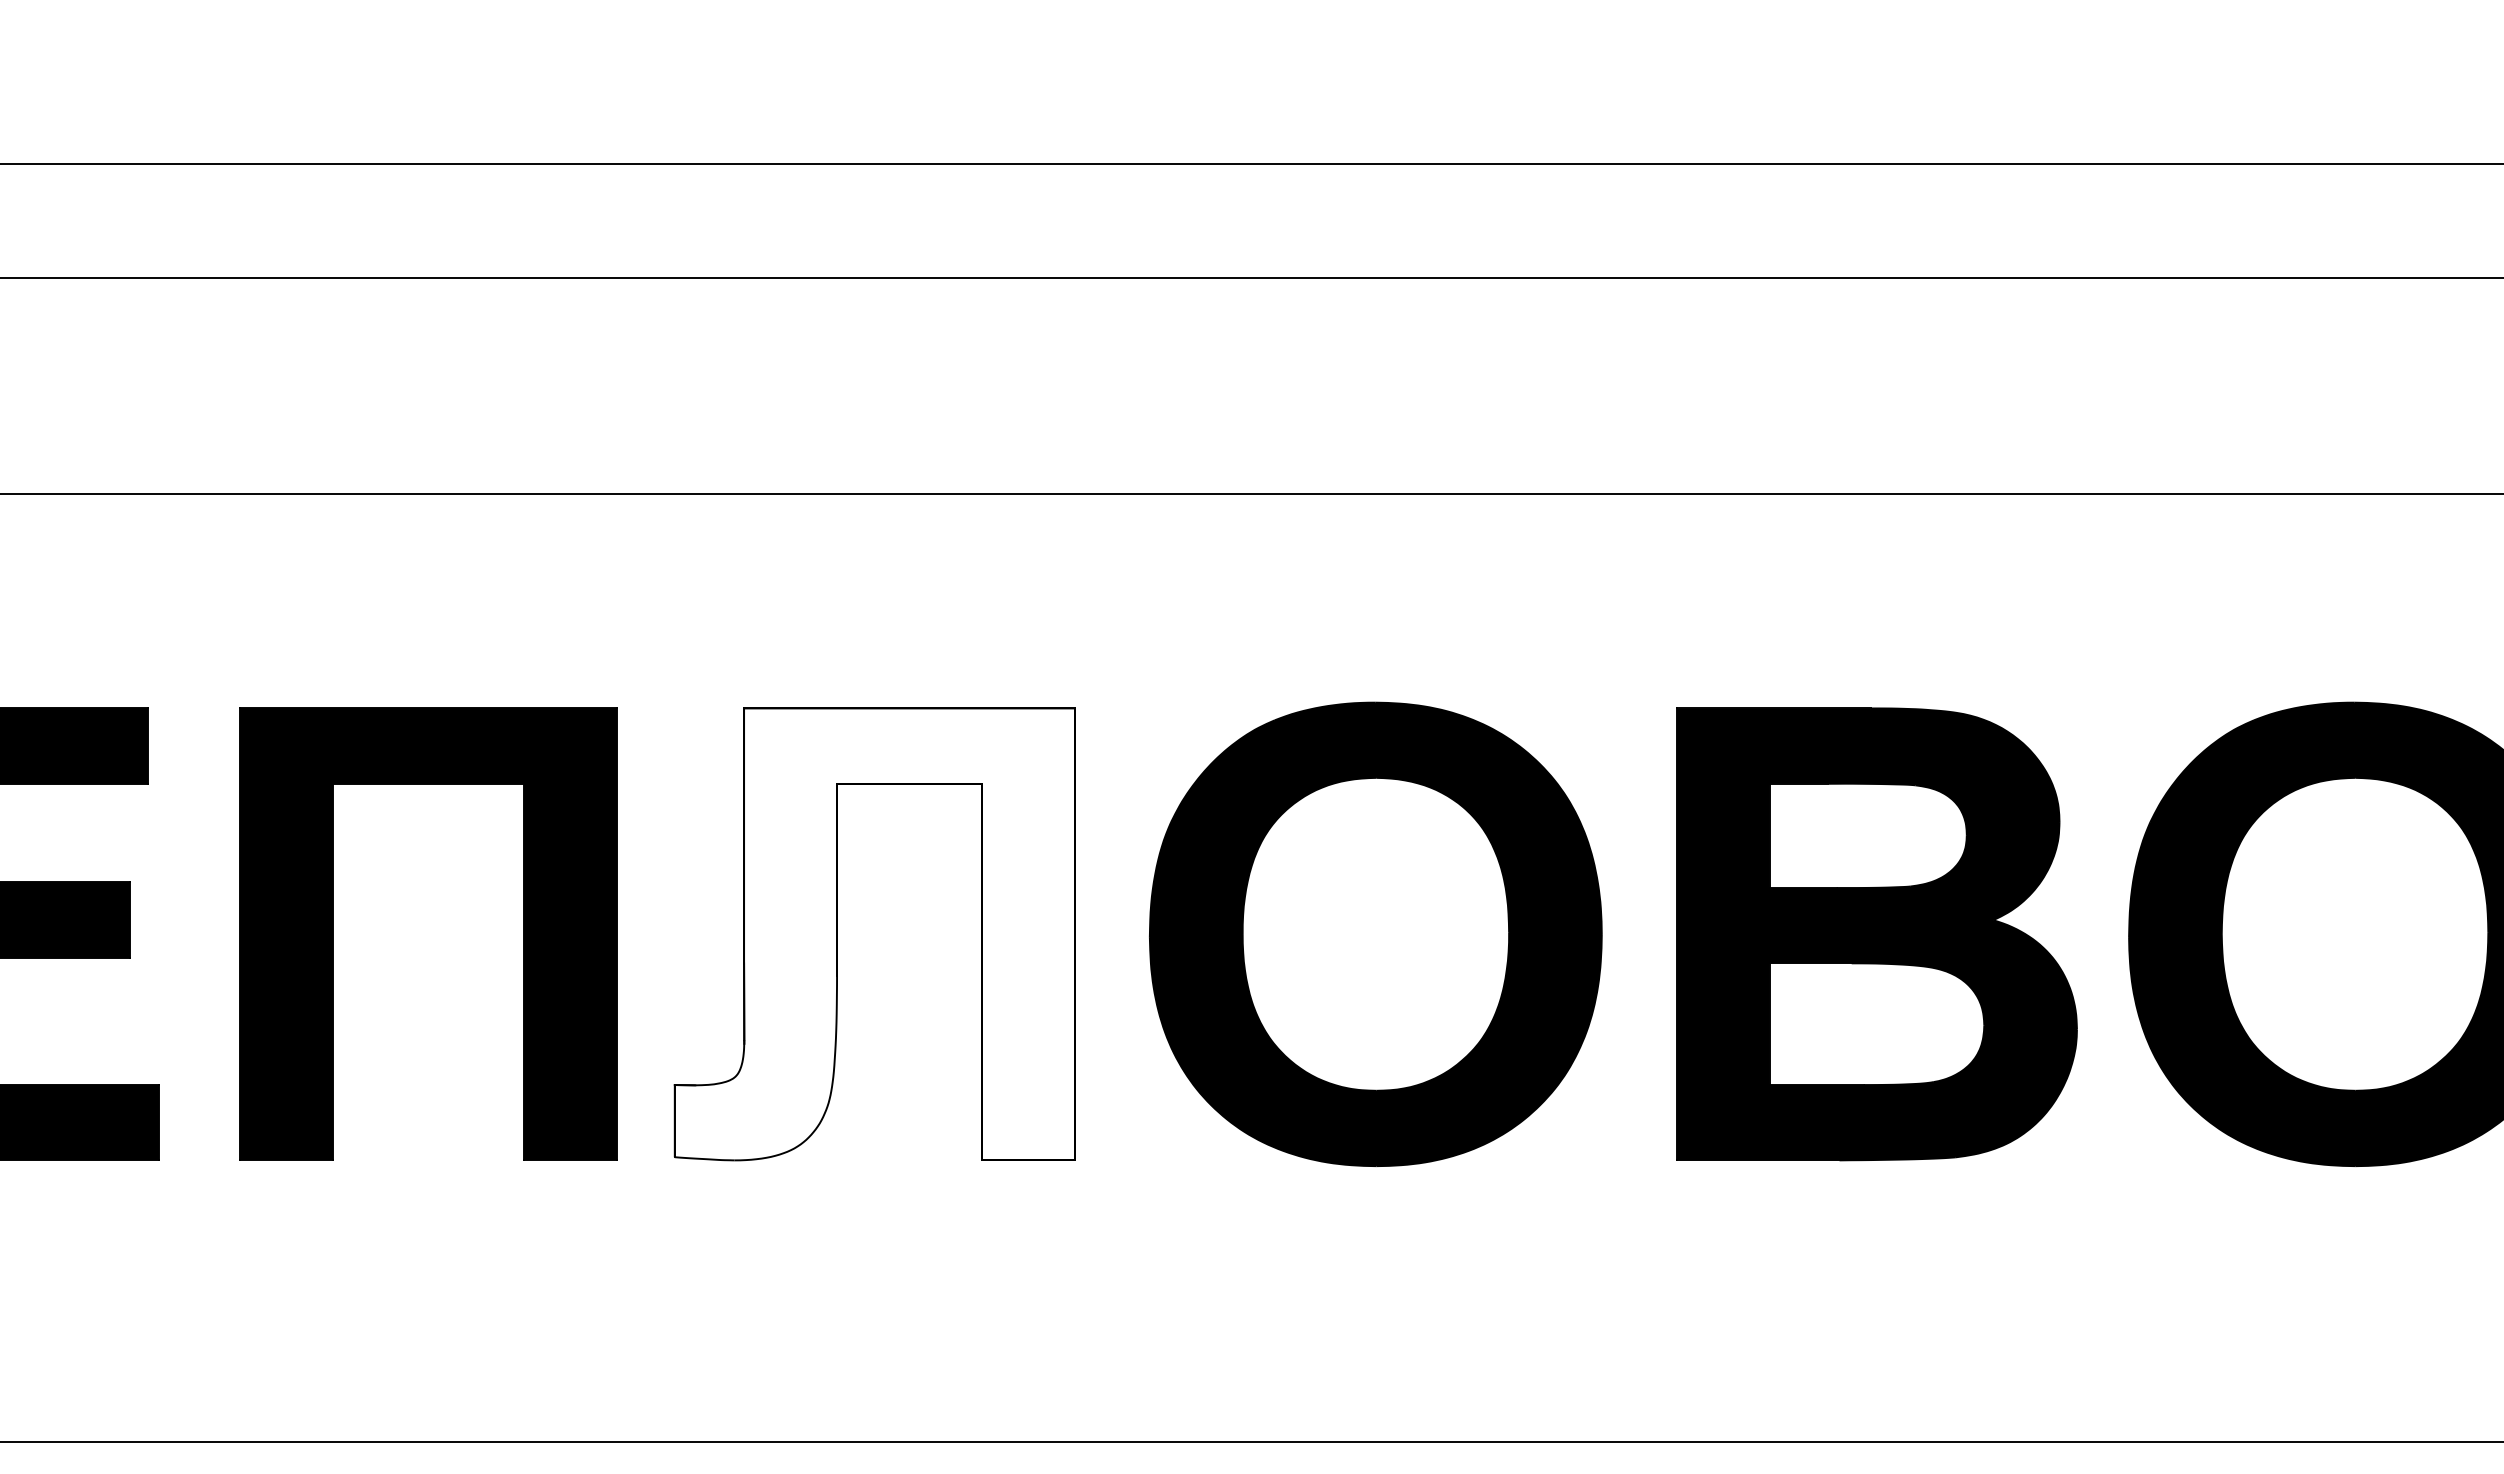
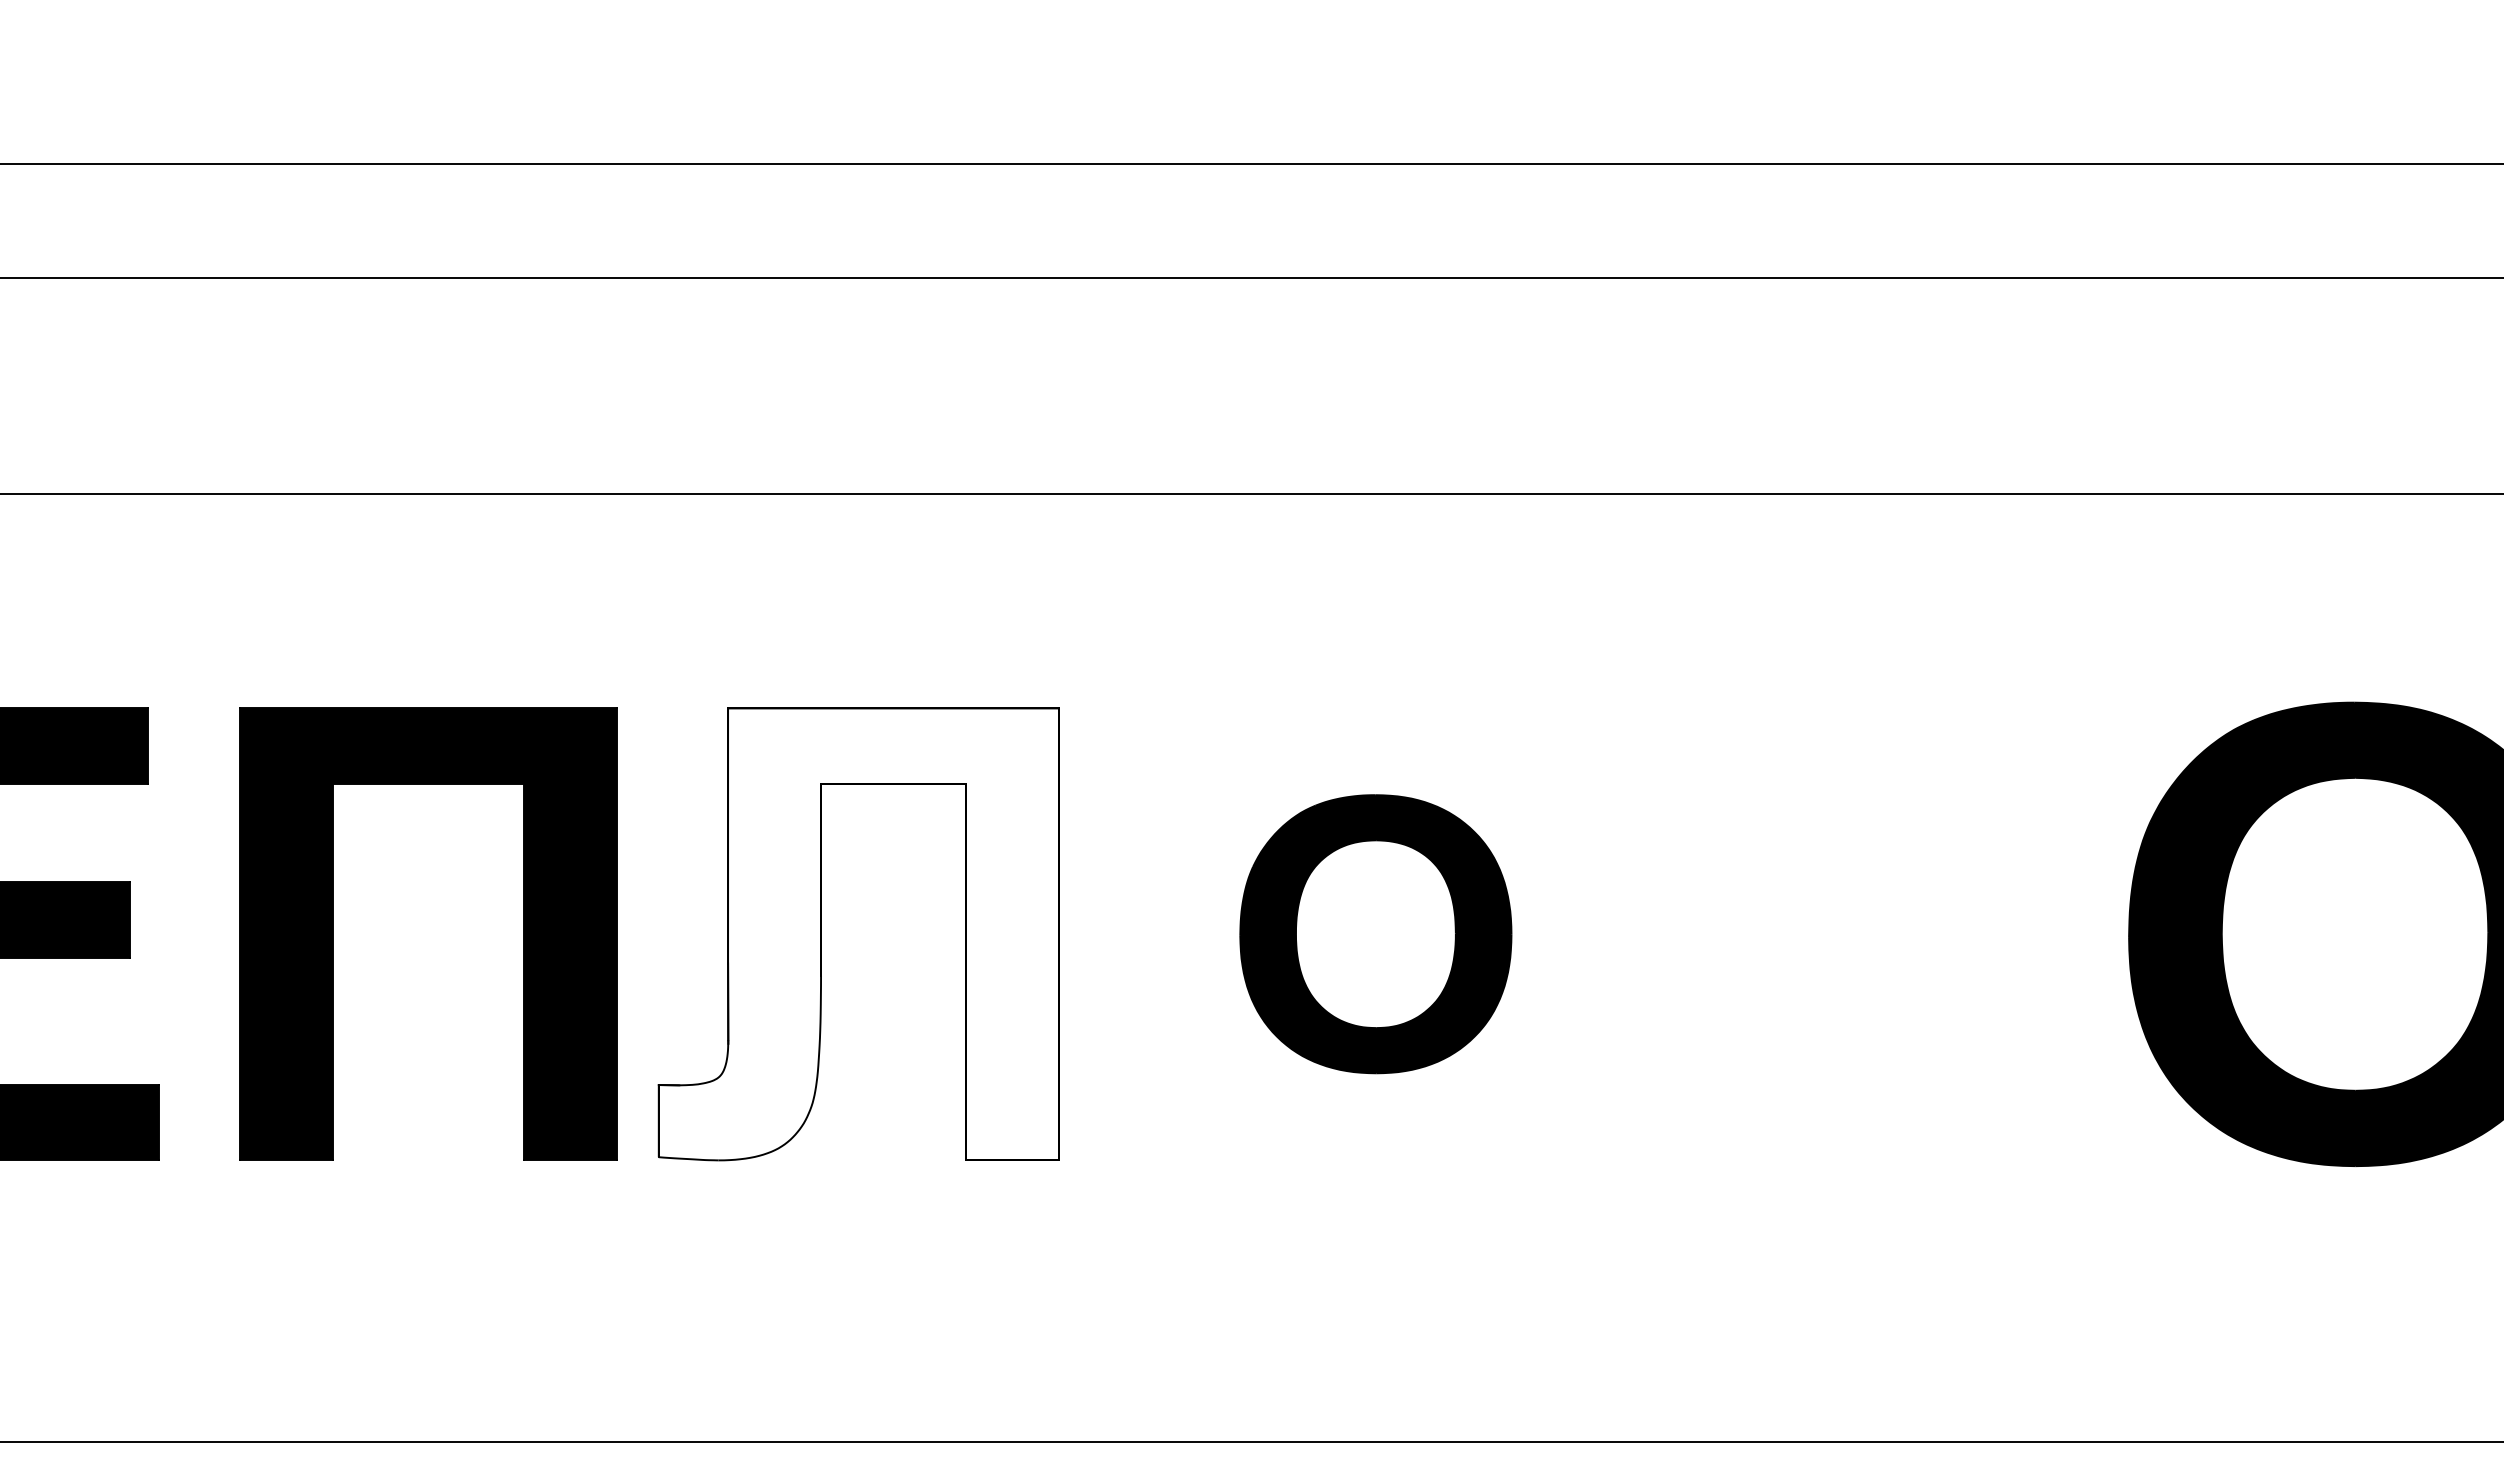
part size: 454x466 px -> 274x281 px (1375, 934)
part position: (837, 934) -> (821, 934) (821, 934)
part: present -> none (1876, 934)
